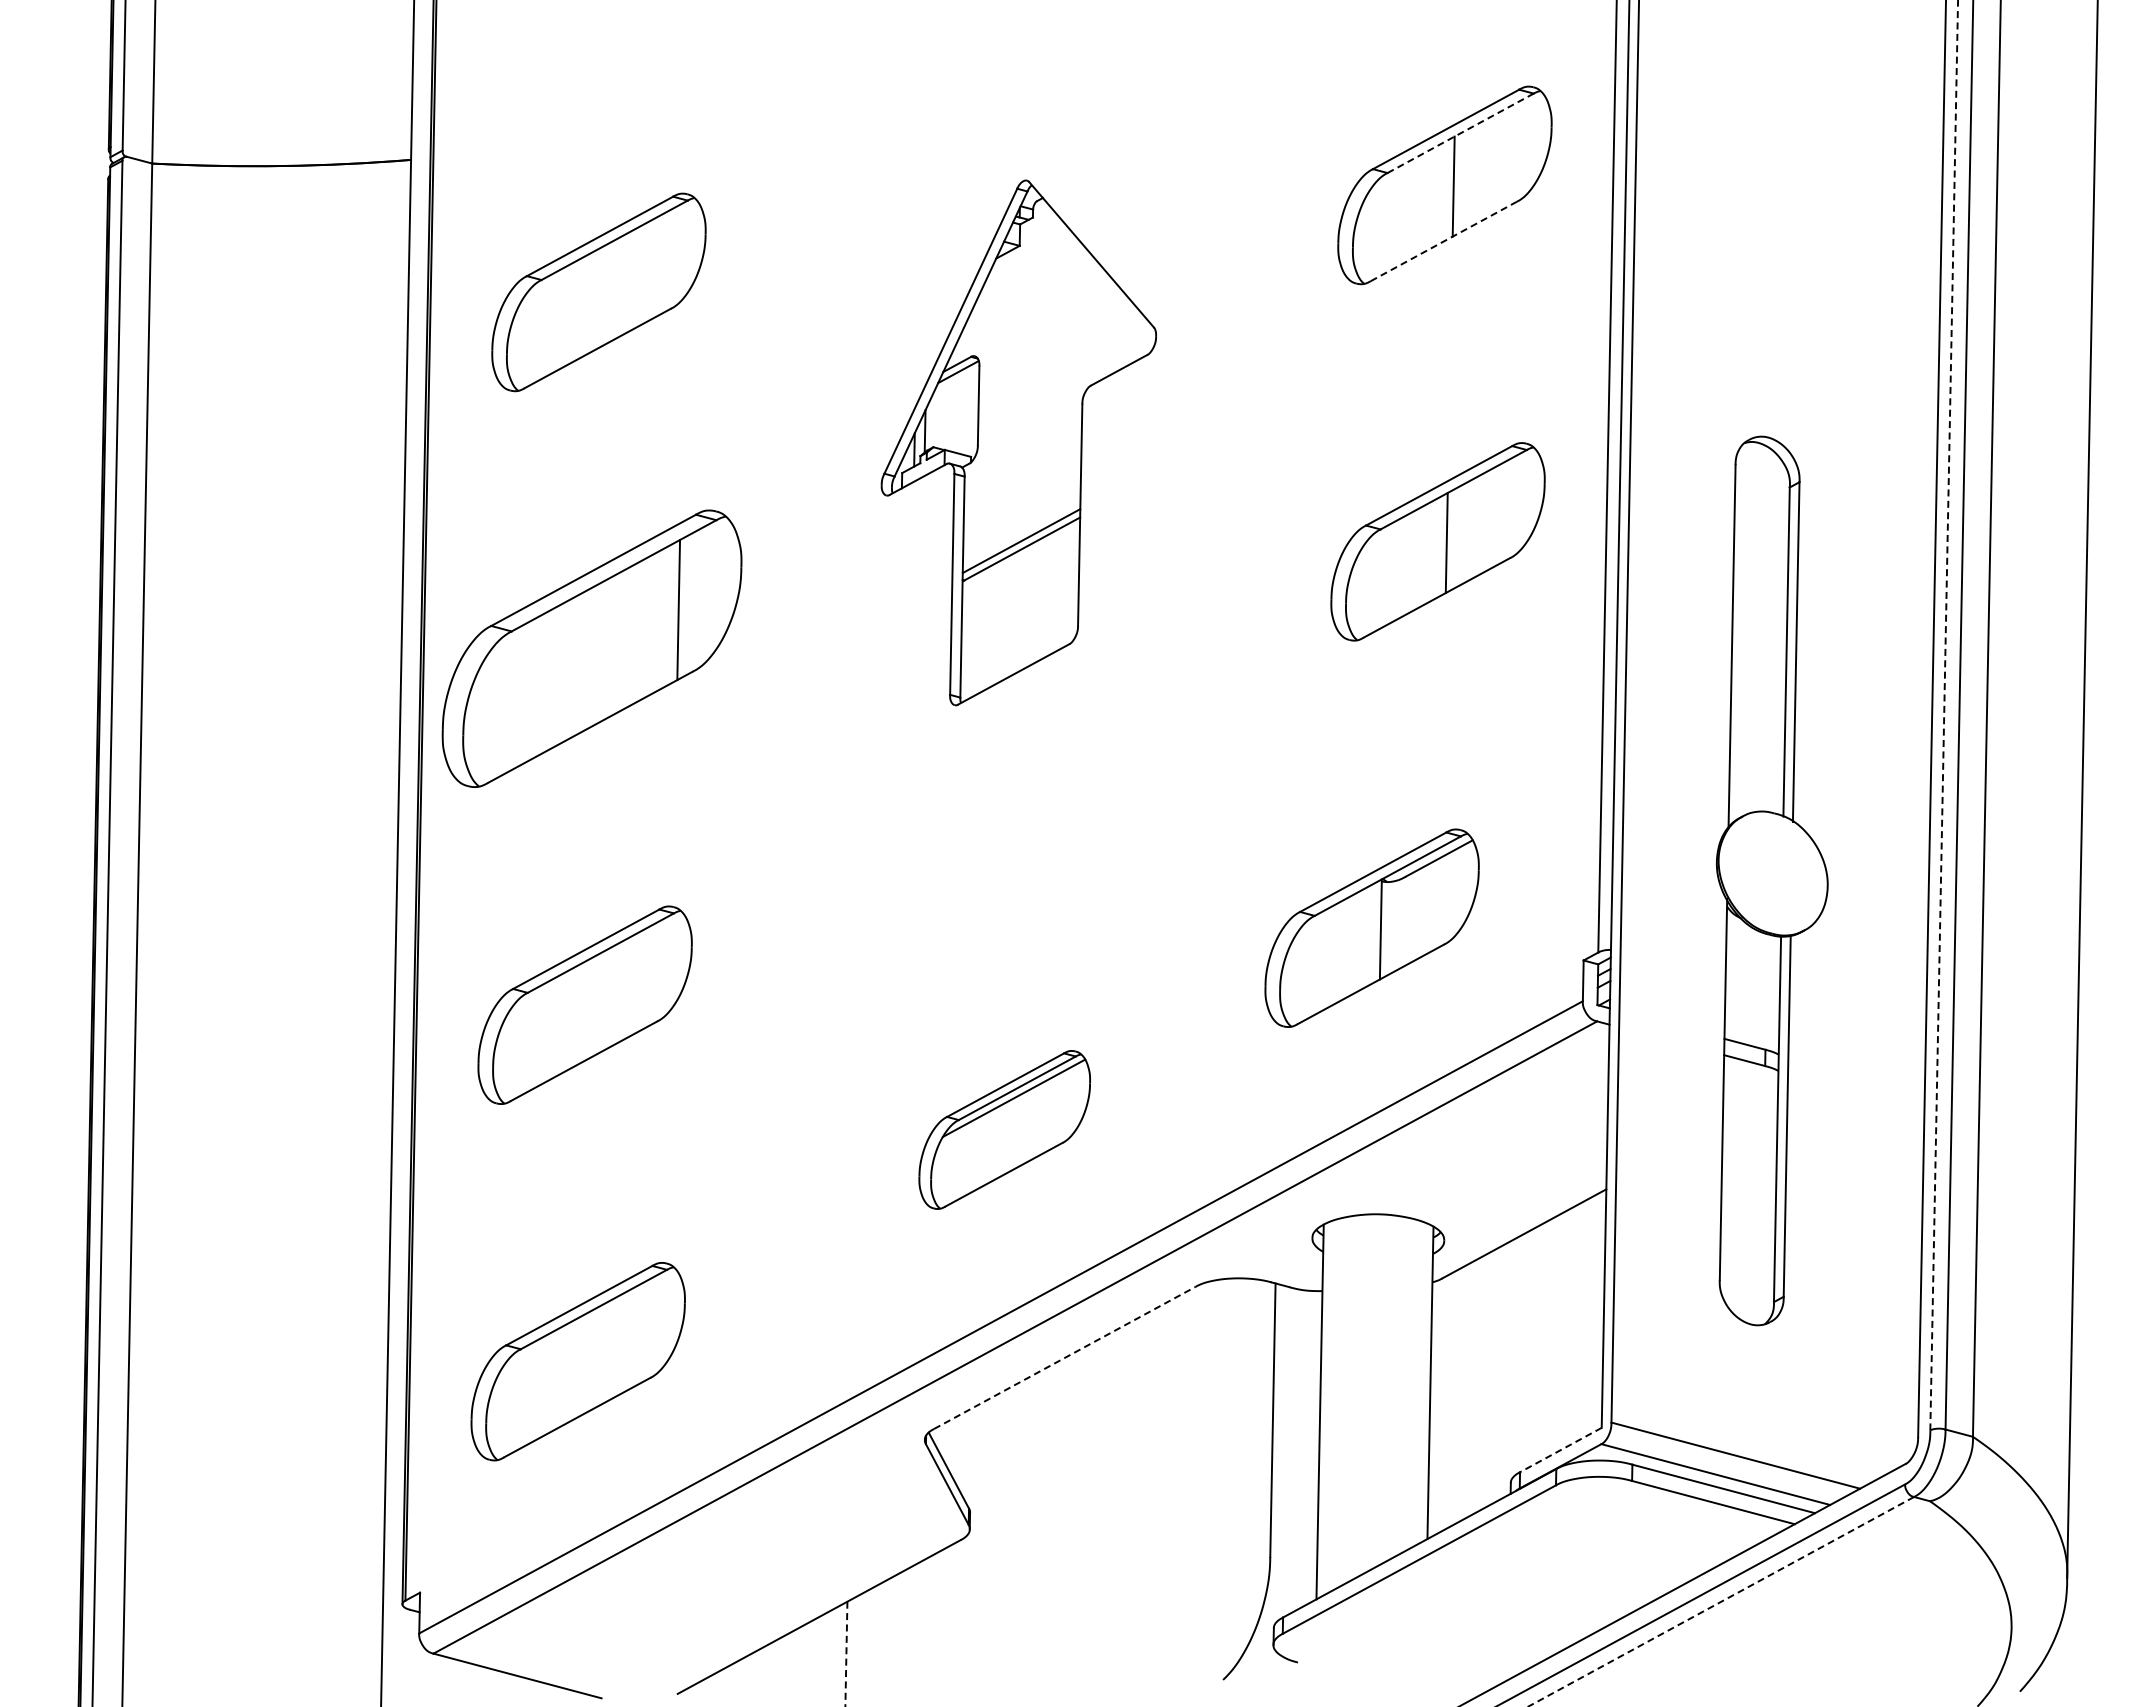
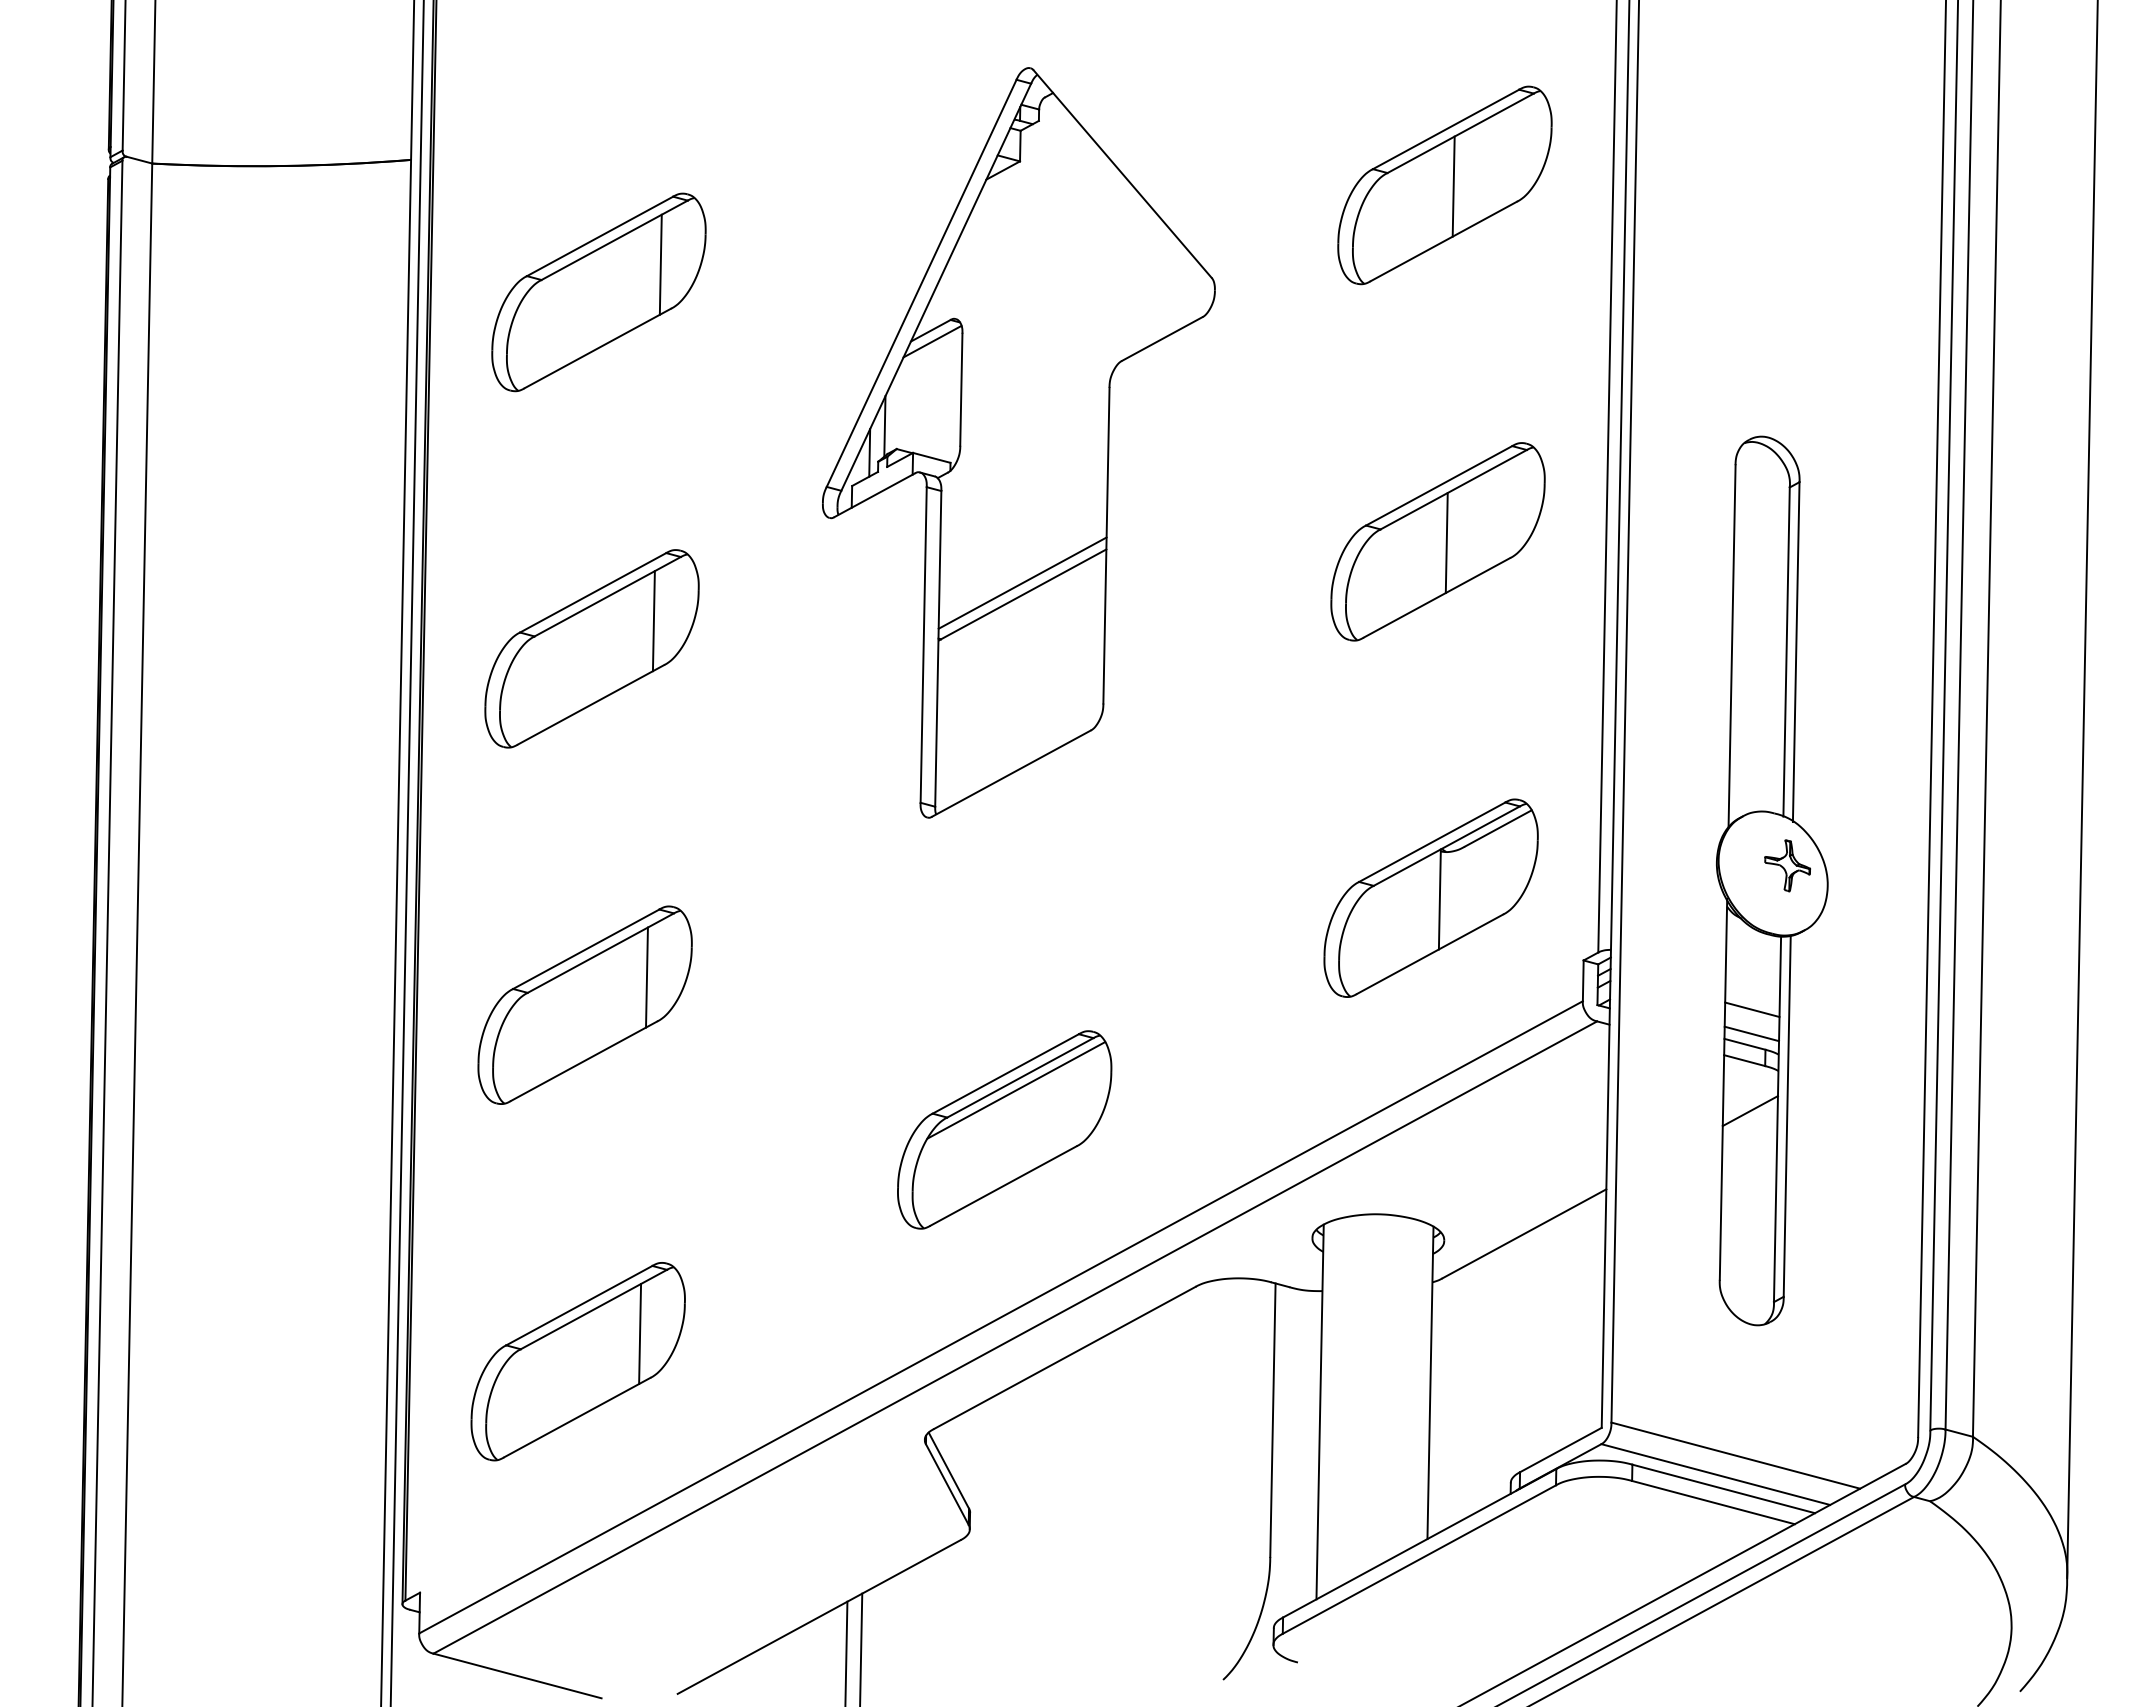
line: dashed -> solid (1461, 133)
line: dashed -> solid (1444, 241)
line: none -> present (660, 264)
part size: 277x528 px -> 394x752 px (1018, 442)
part size: 302x279 px -> 216x200 px (591, 648)
line: dashed -> solid (1944, 714)
line: none -> present (406, 852)
part: none -> present (1787, 865)
part position: (1371, 927) -> (1430, 897) (1430, 897)
line: none -> present (646, 977)
line: none -> present (1752, 1009)
line: none -> present (1751, 1033)
line: none -> present (1749, 1111)
part size: 173x160 px -> 216x200 px (1004, 1129)
line: none -> present (640, 1333)
line: dashed -> solid (1064, 1357)
line: dashed -> solid (1560, 1450)
line: dashed -> solid (1720, 1601)
line: none -> present (861, 1648)
line: dashed -> solid (846, 1654)
